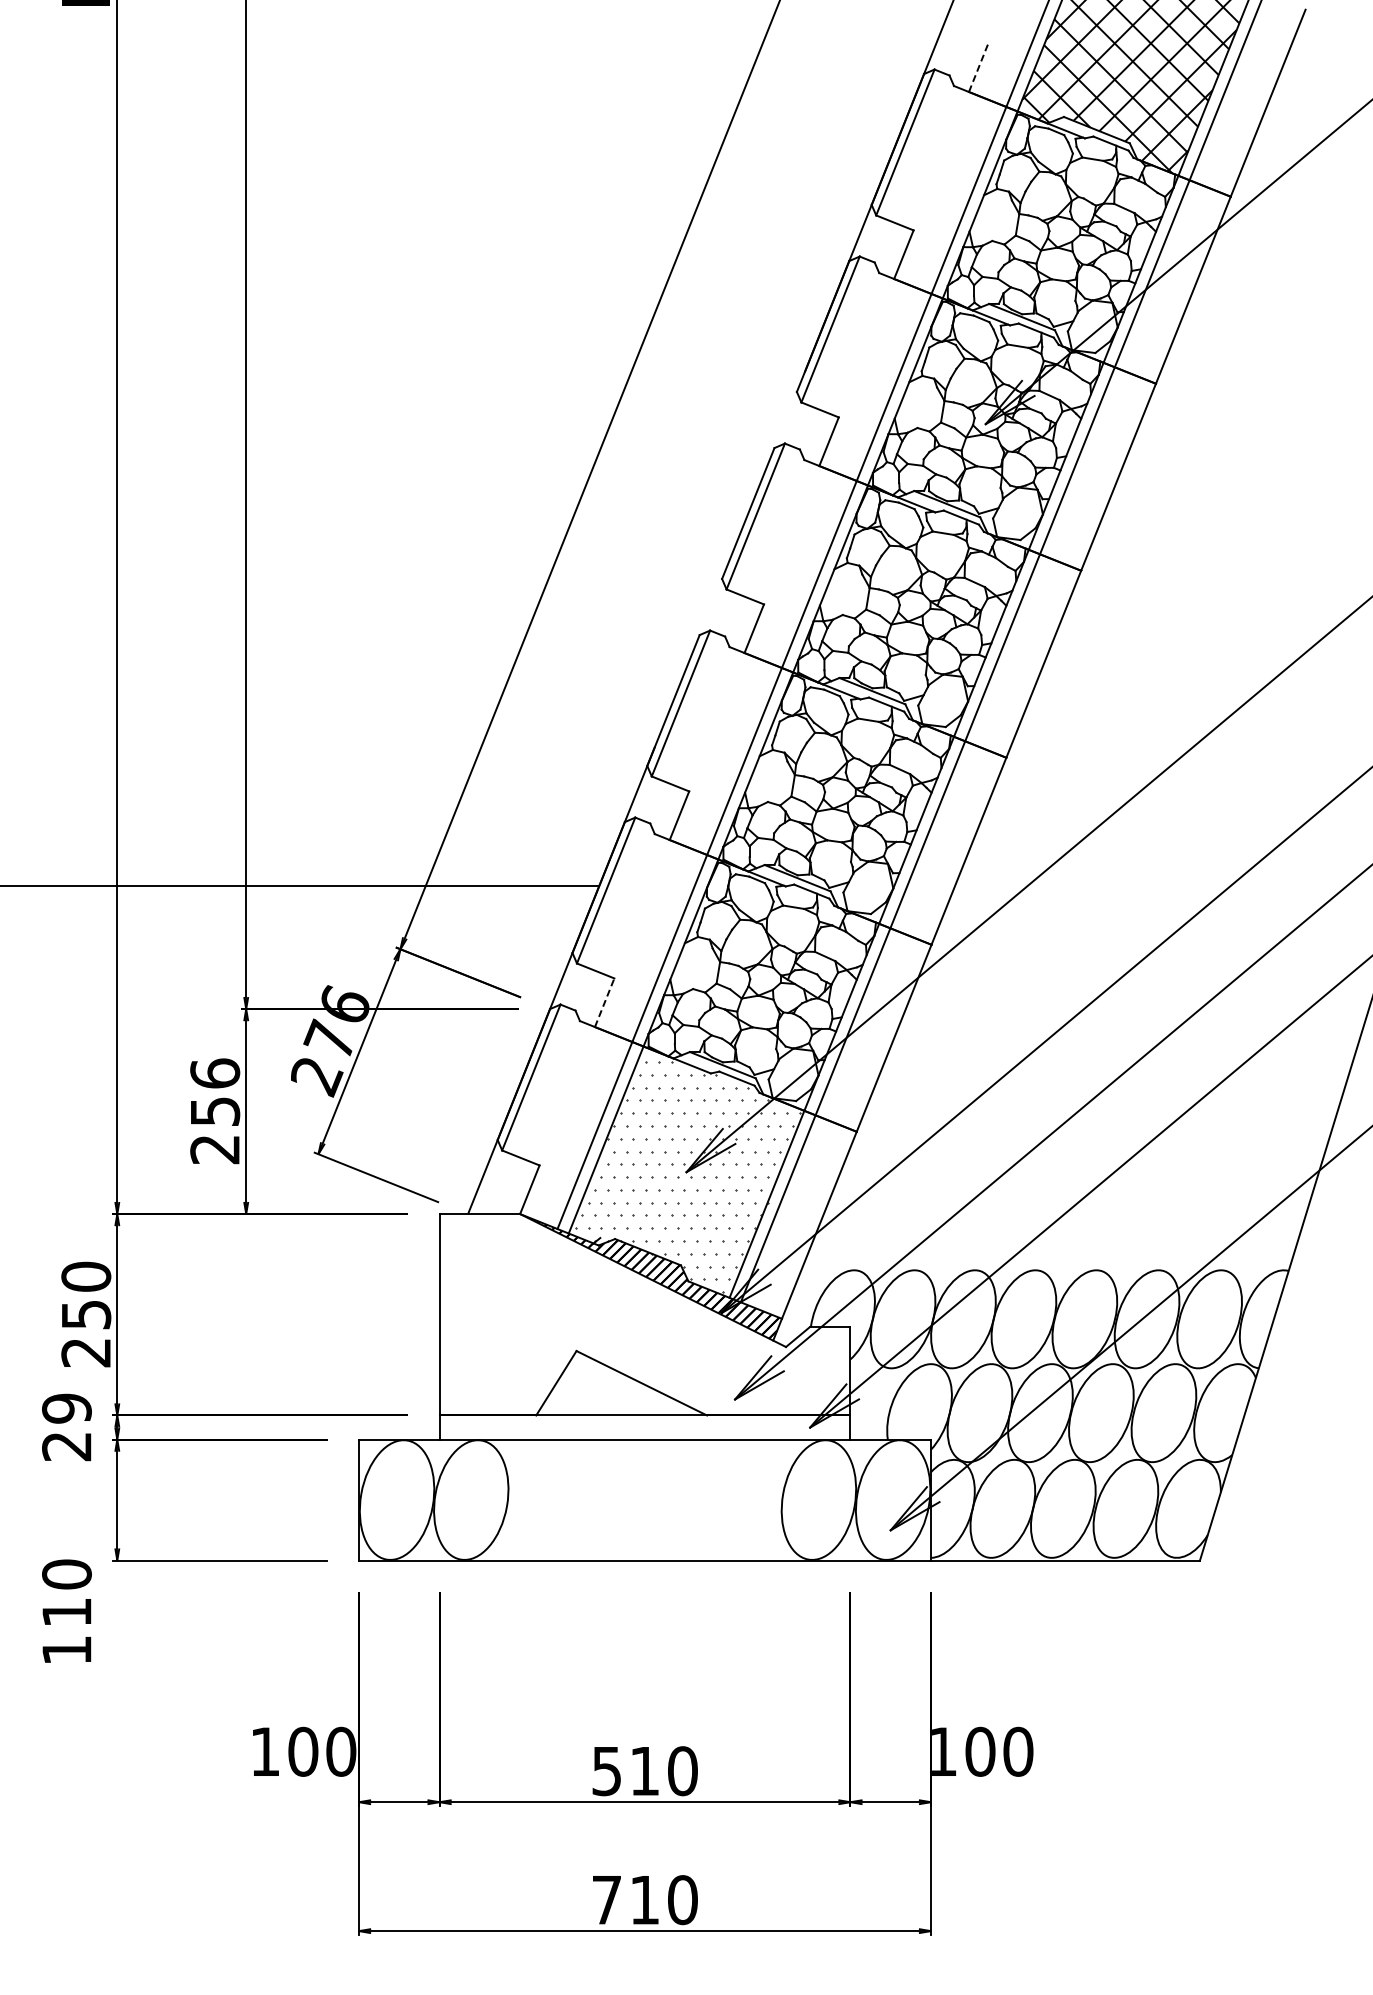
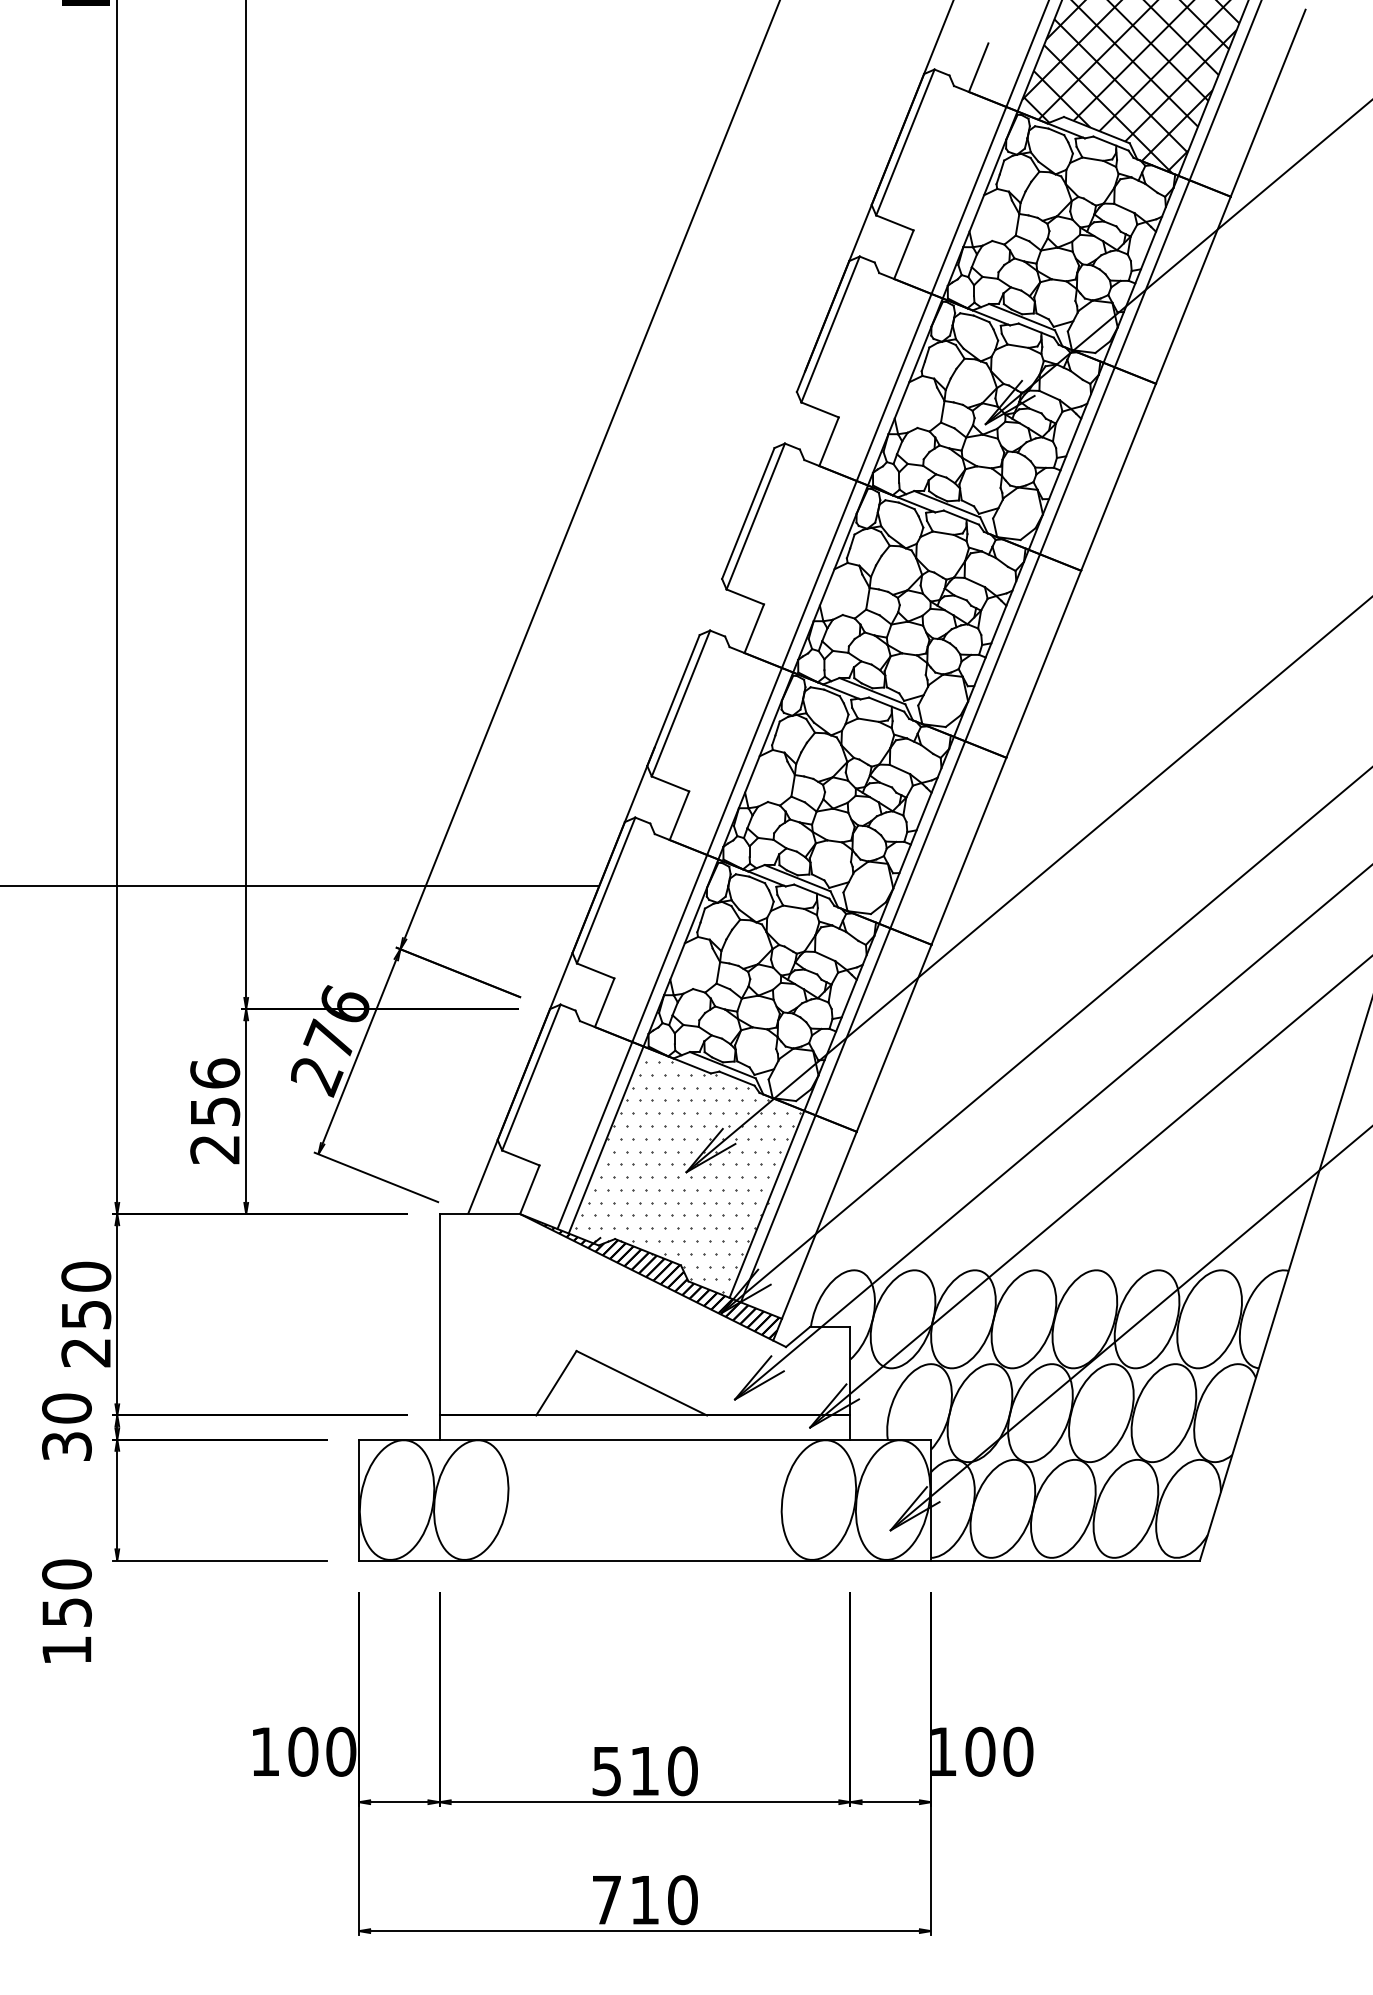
line: dashed -> solid (978, 67)
line: dashed -> solid (604, 1002)
text: 29 -> 30 (66, 1427)
text: 110 -> 150 (66, 1612)
